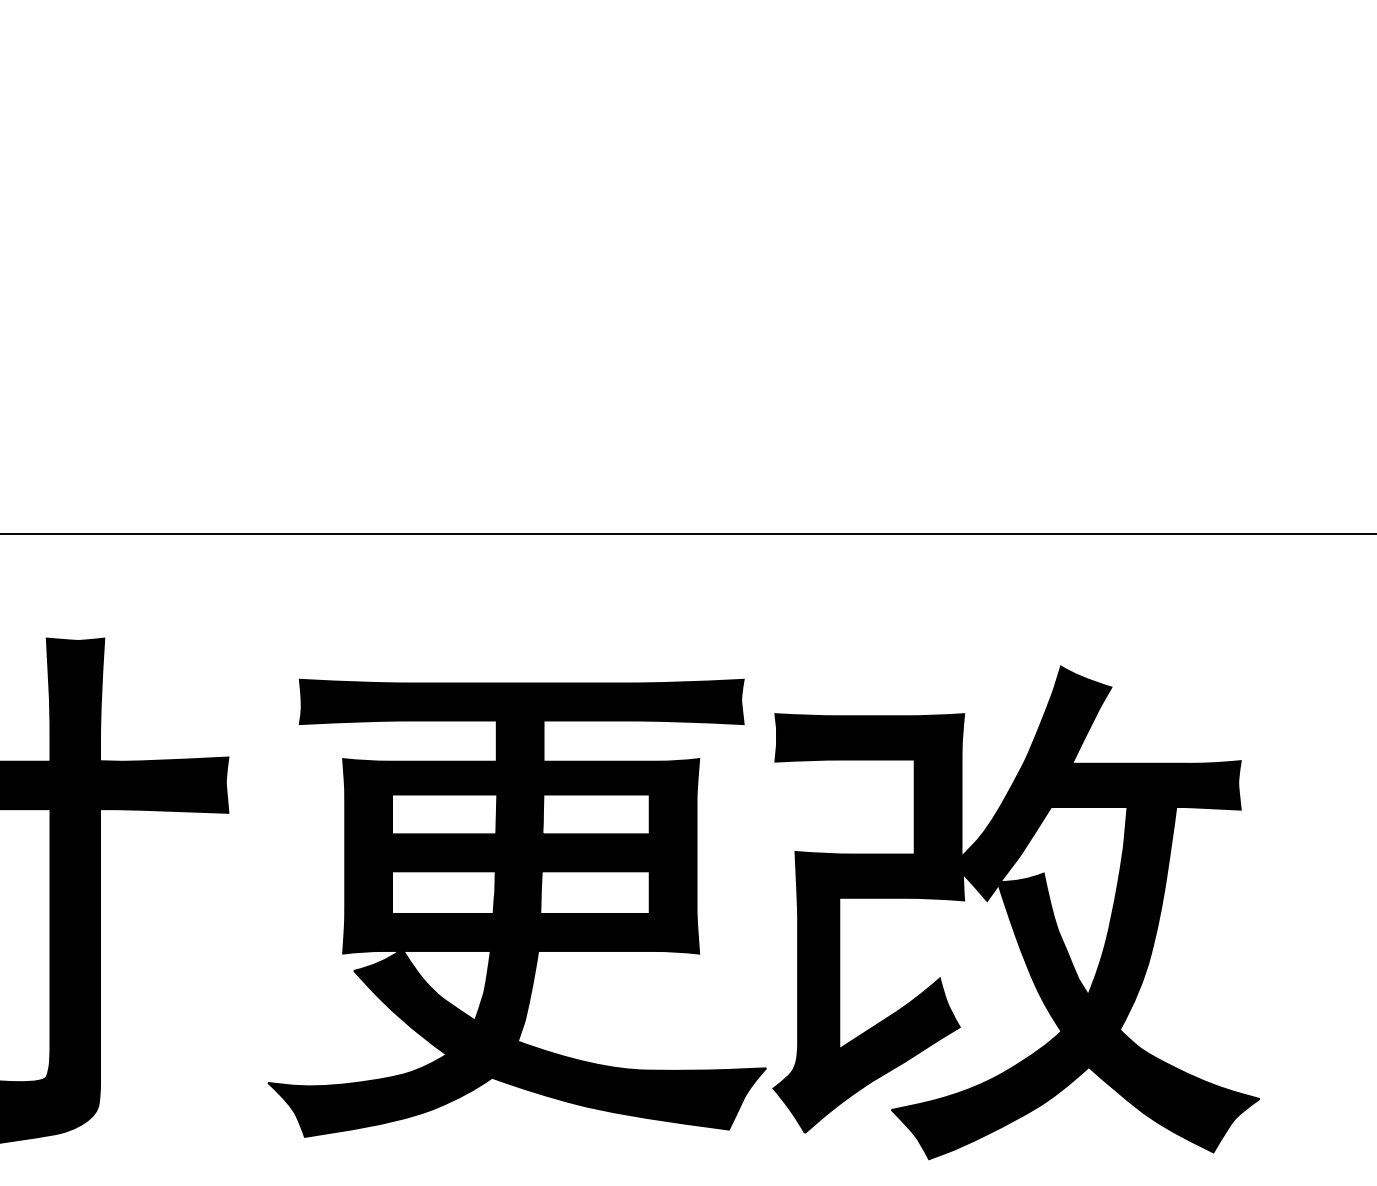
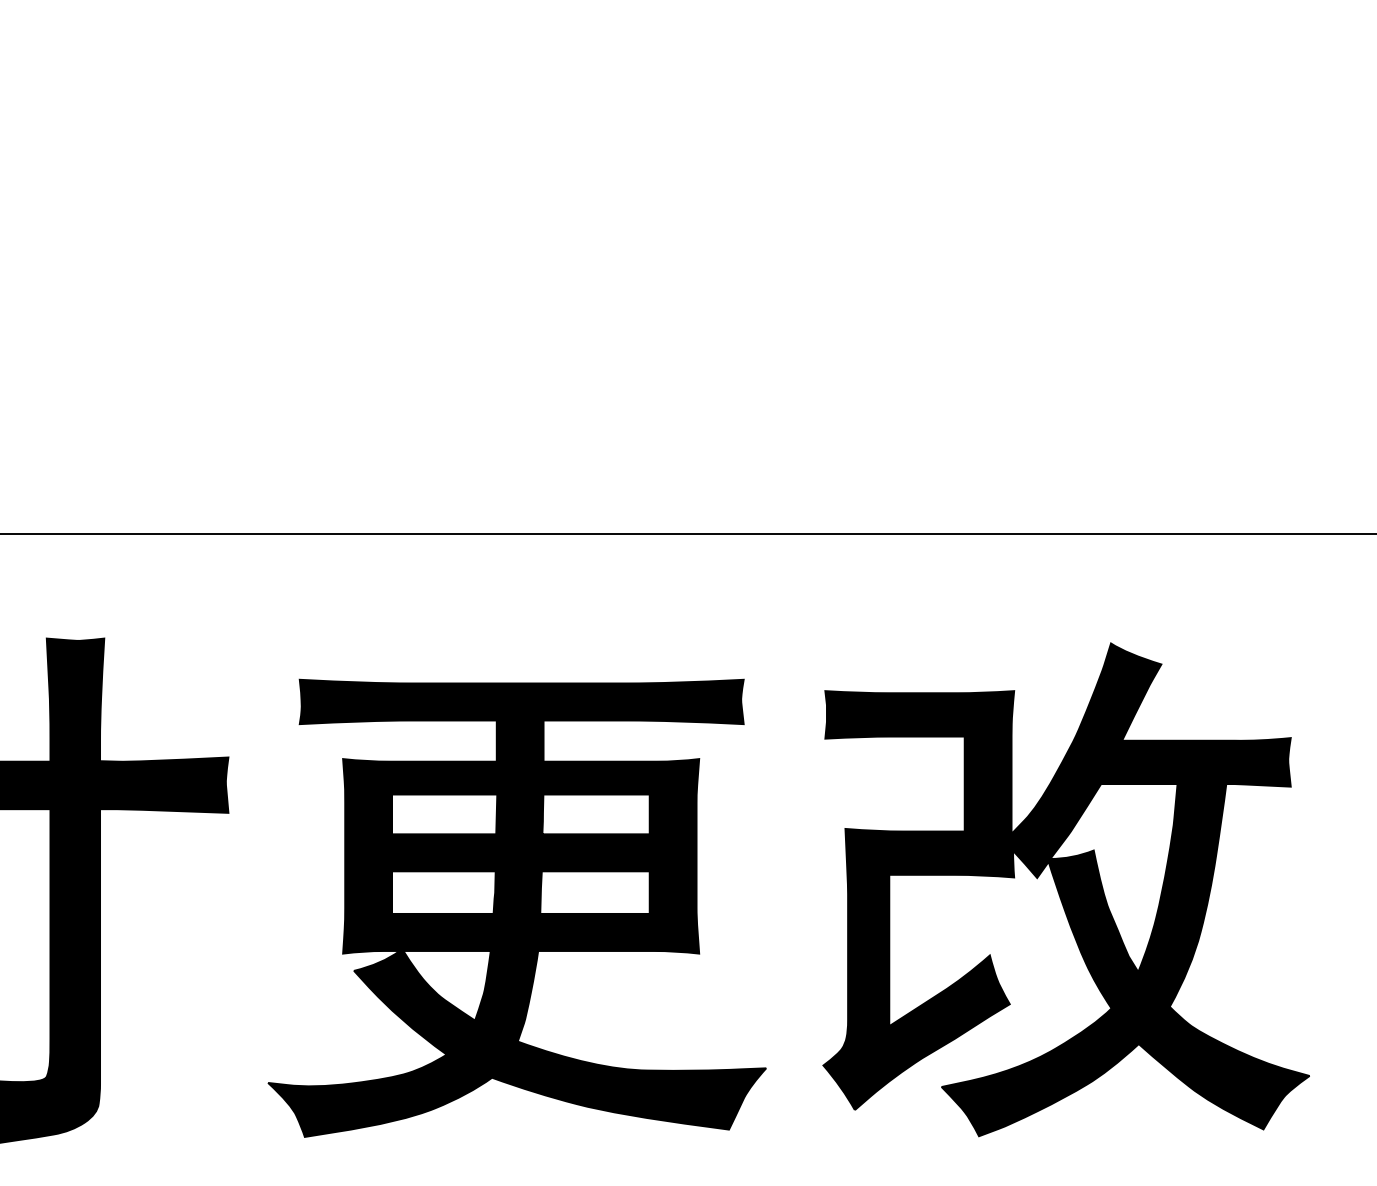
part position: (1015, 912) -> (1065, 889) (1065, 889)
